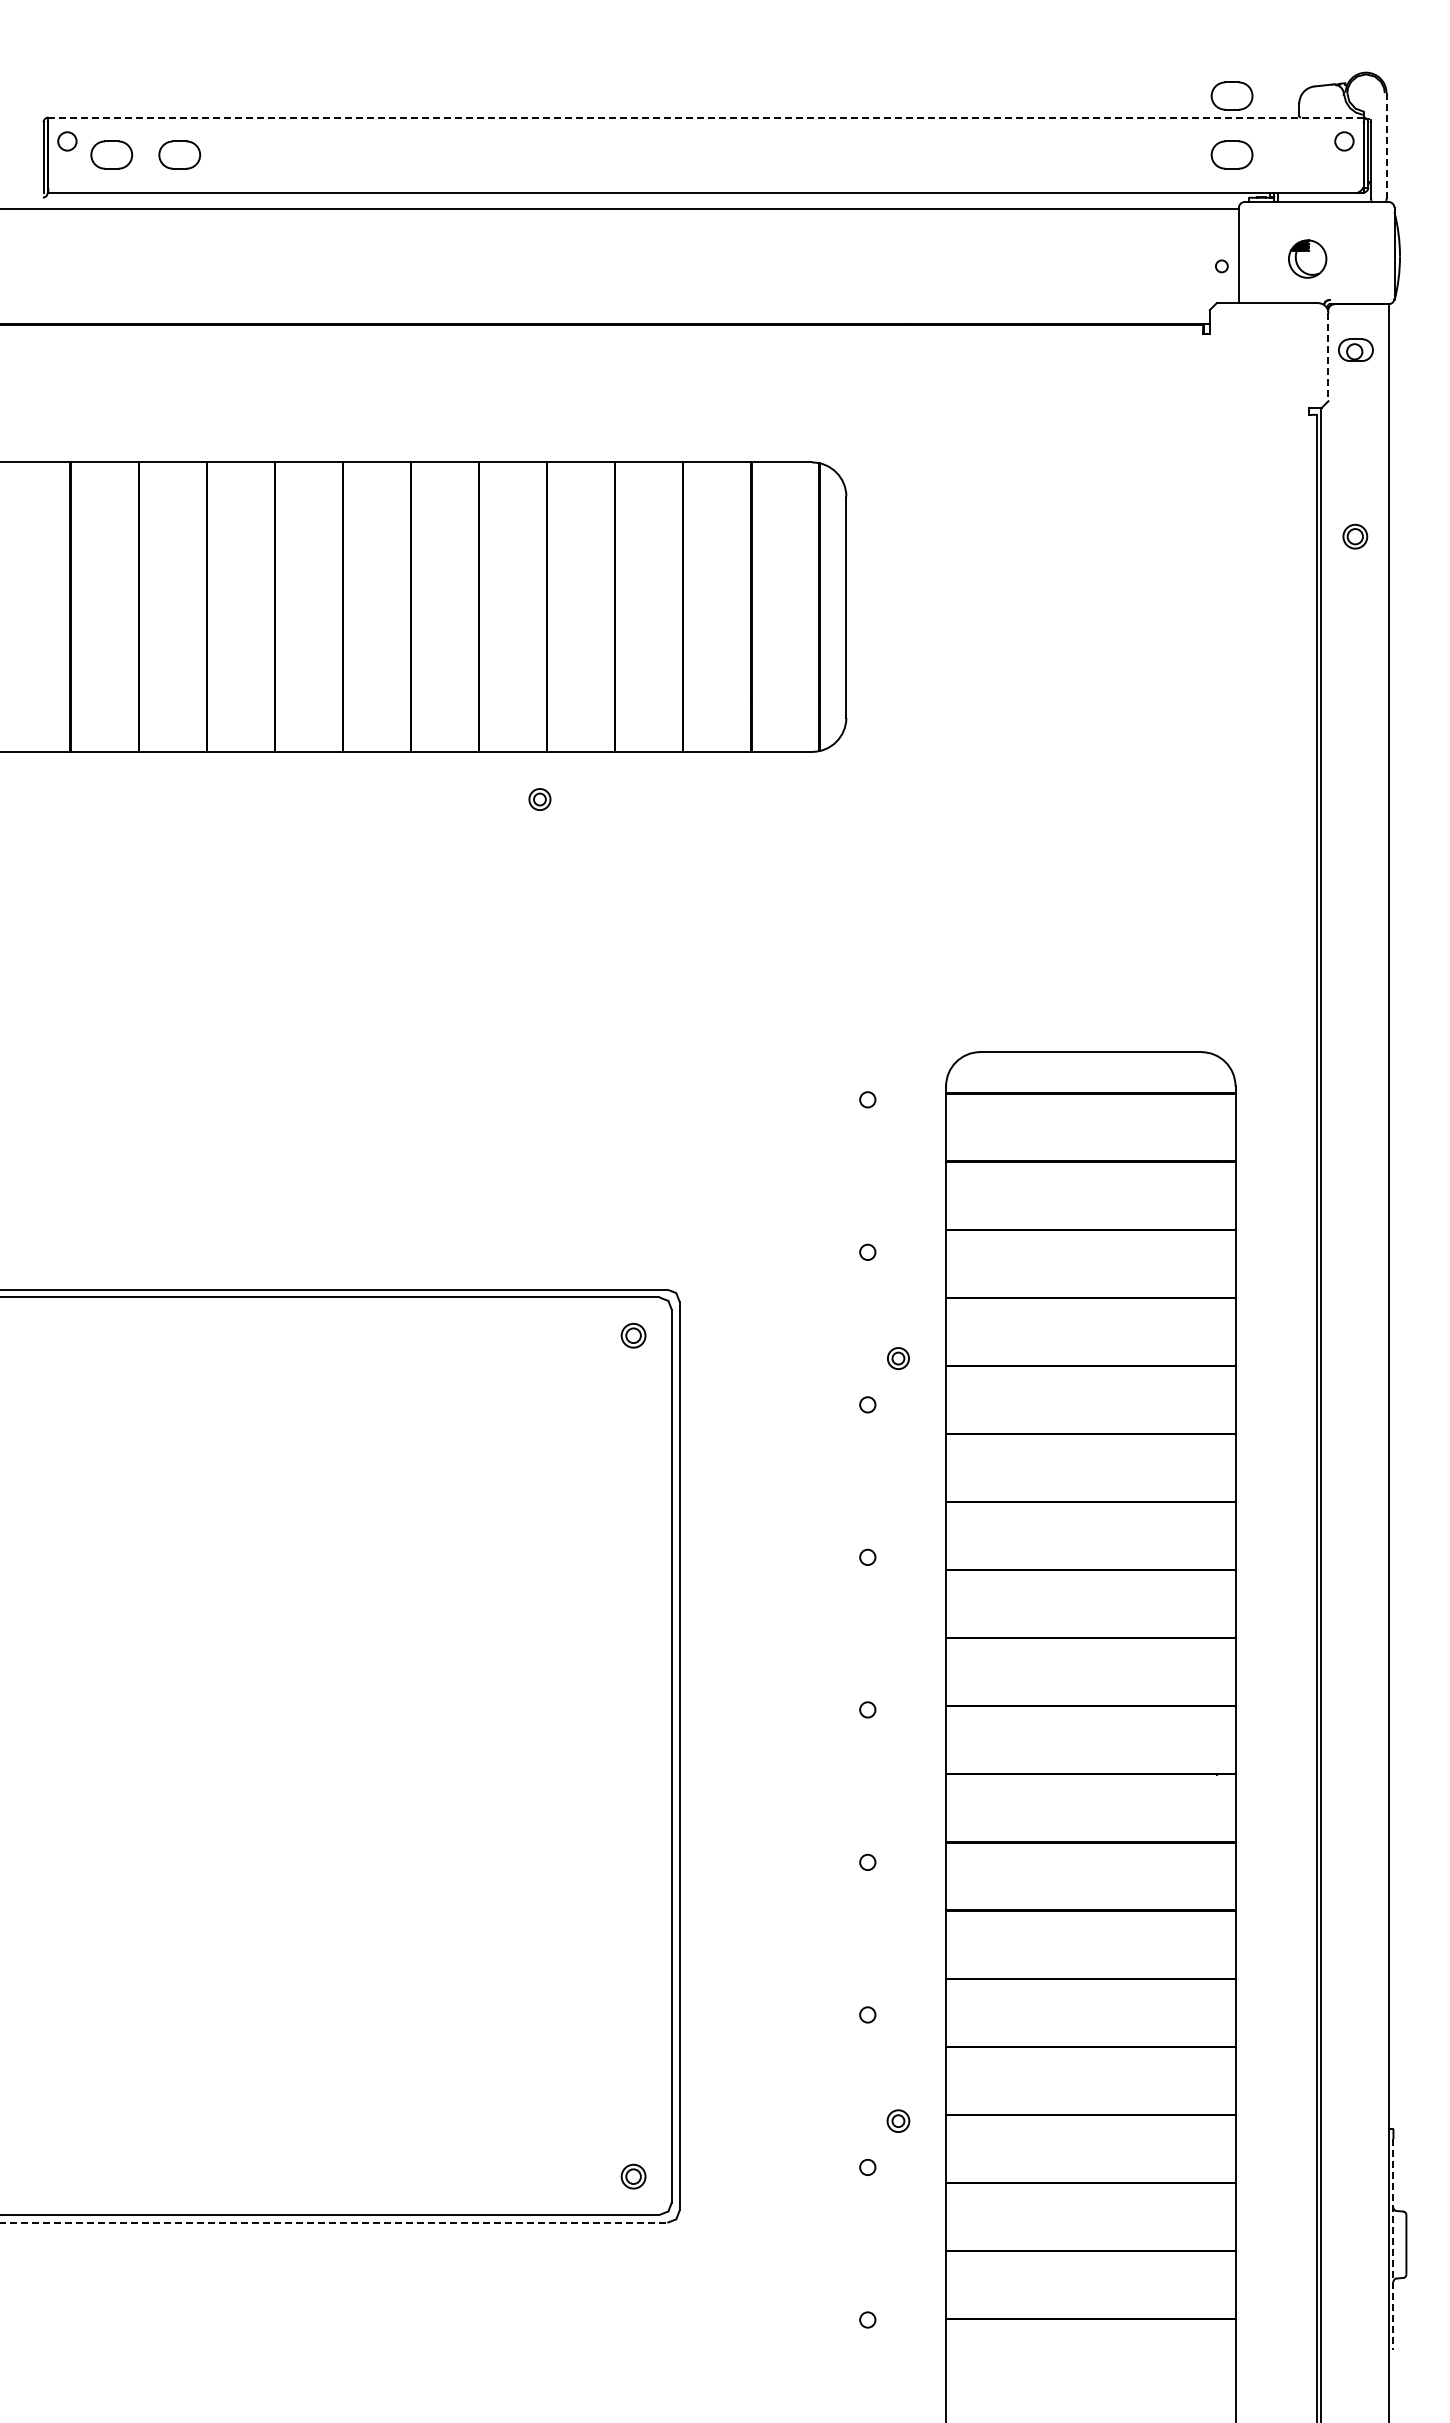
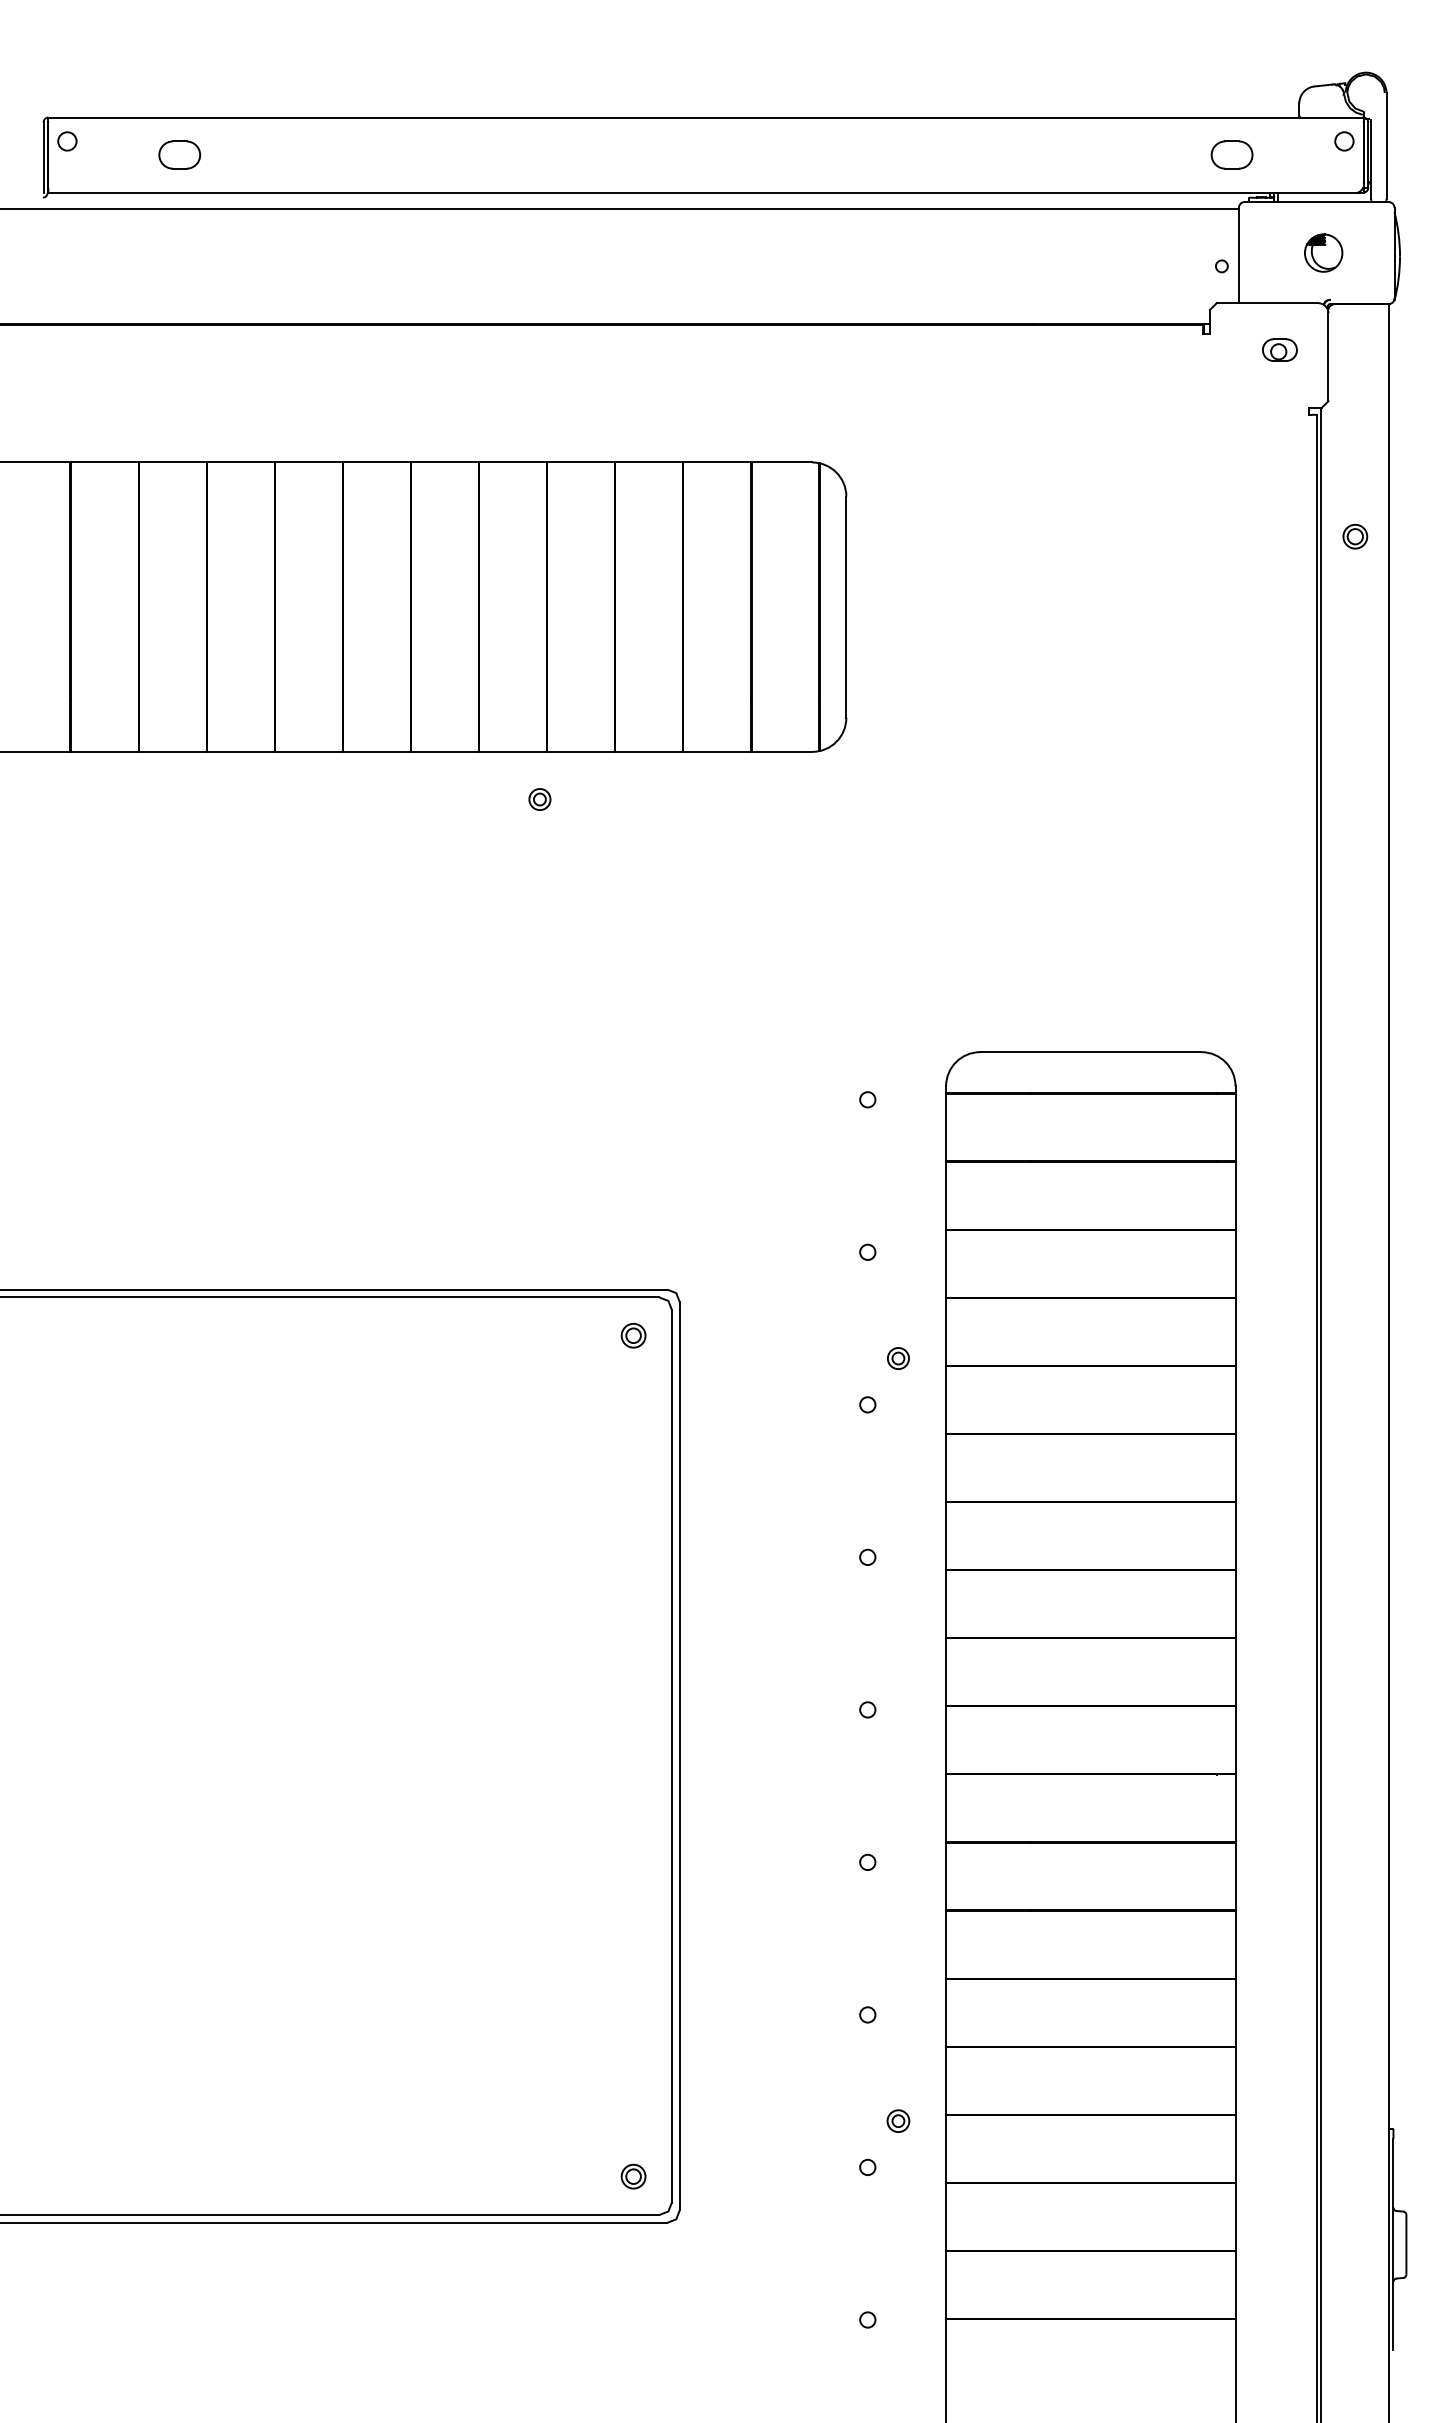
part: present -> none (1231, 95)
line: dashed -> solid (705, 117)
line: dashed -> solid (1386, 145)
part: present -> none (111, 154)
part position: (1307, 258) -> (1323, 252) (1323, 252)
part position: (1355, 349) -> (1279, 349) (1279, 349)
line: dashed -> solid (1328, 357)
line: dashed -> solid (334, 2222)
line: dashed -> solid (1393, 2244)
